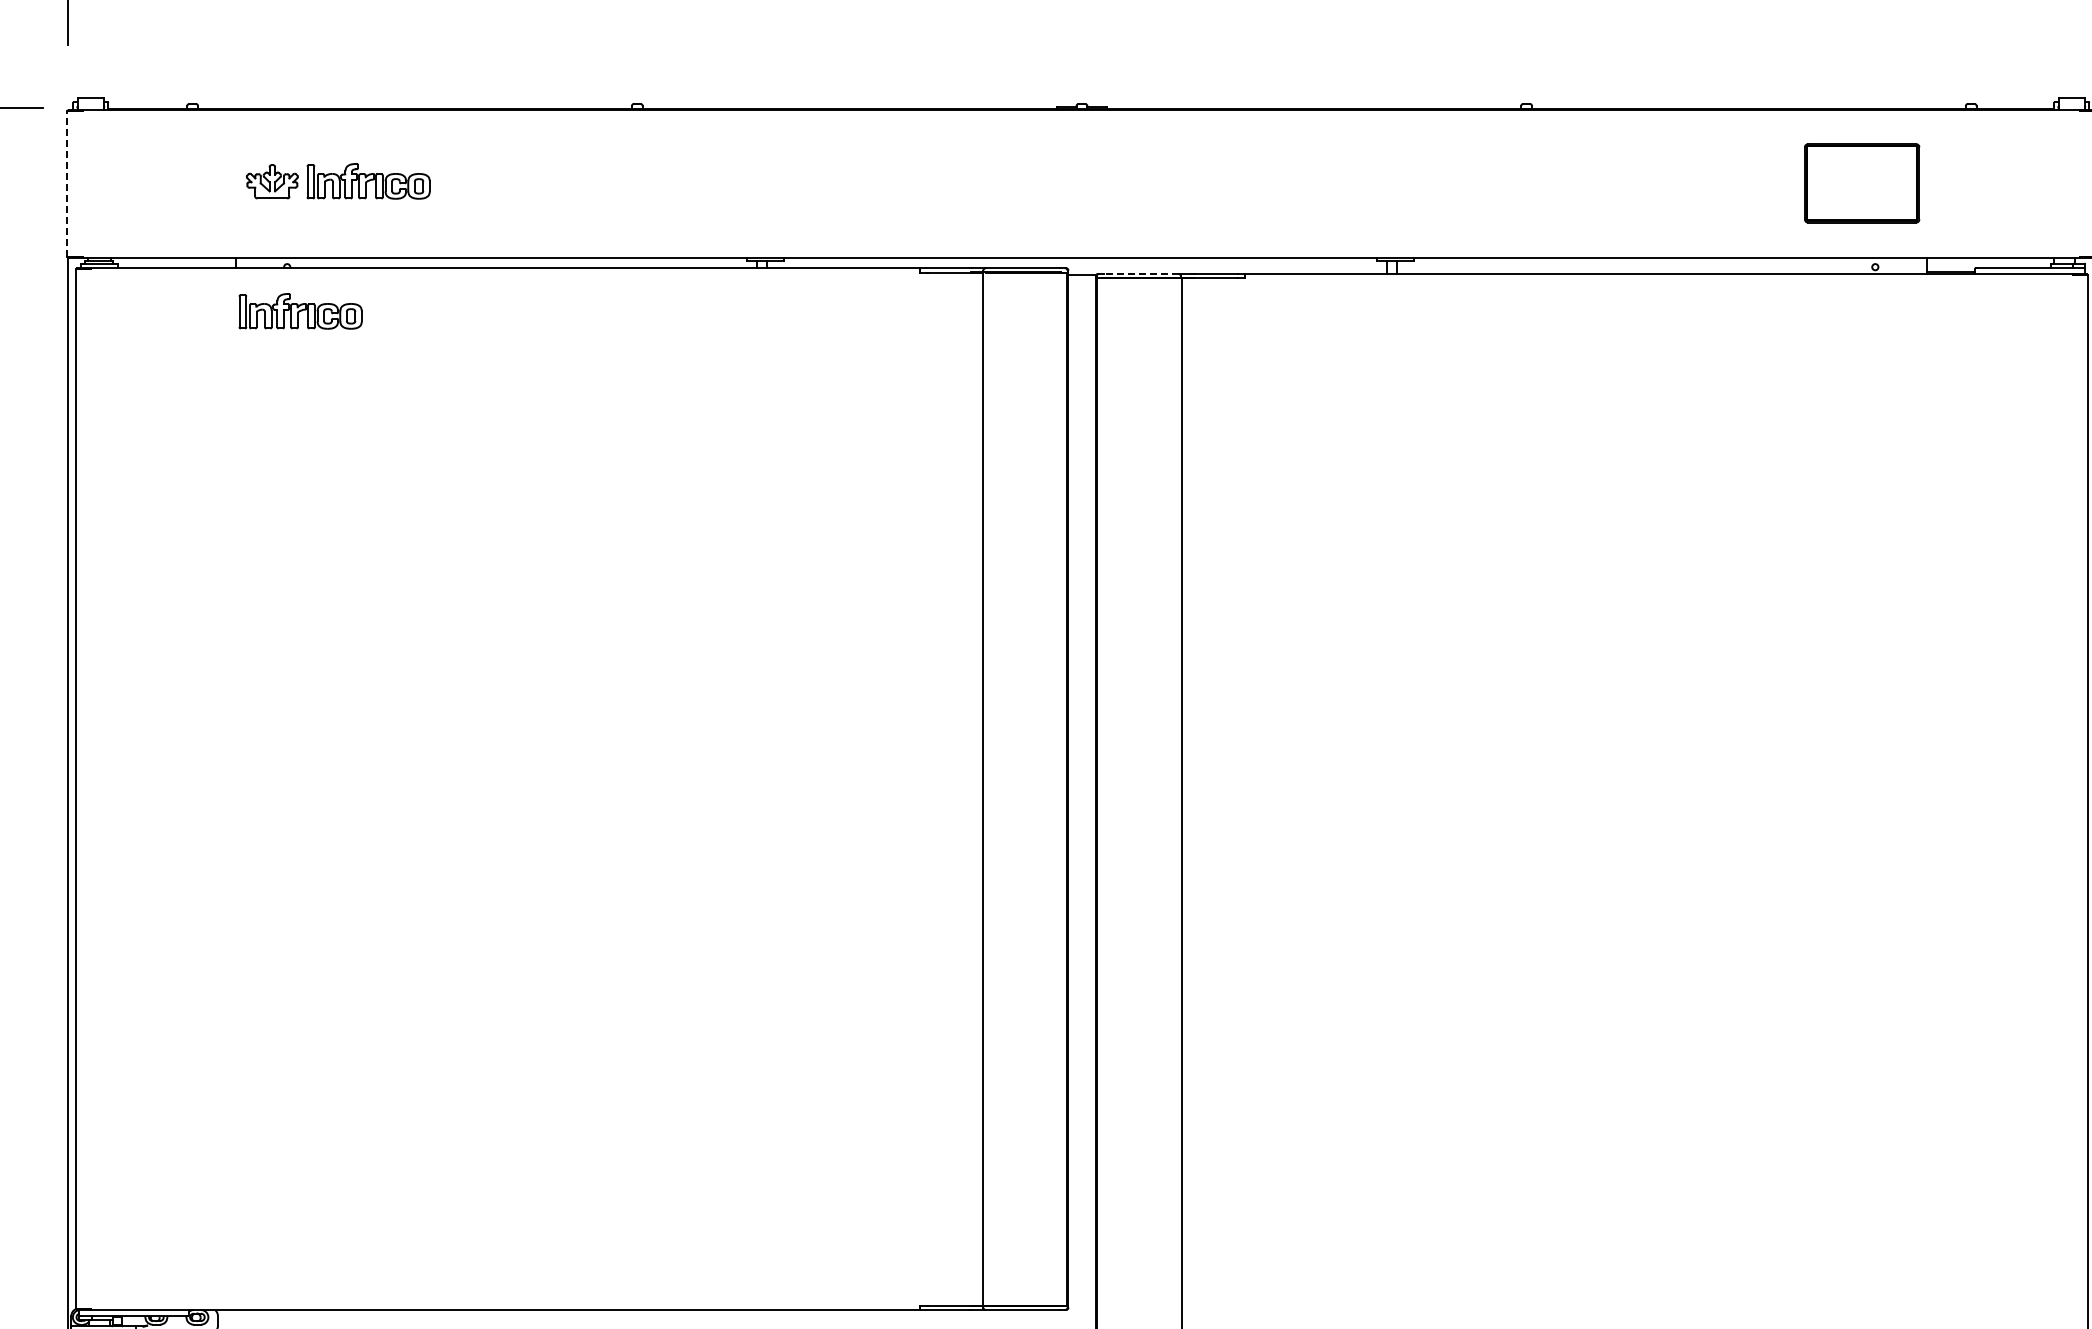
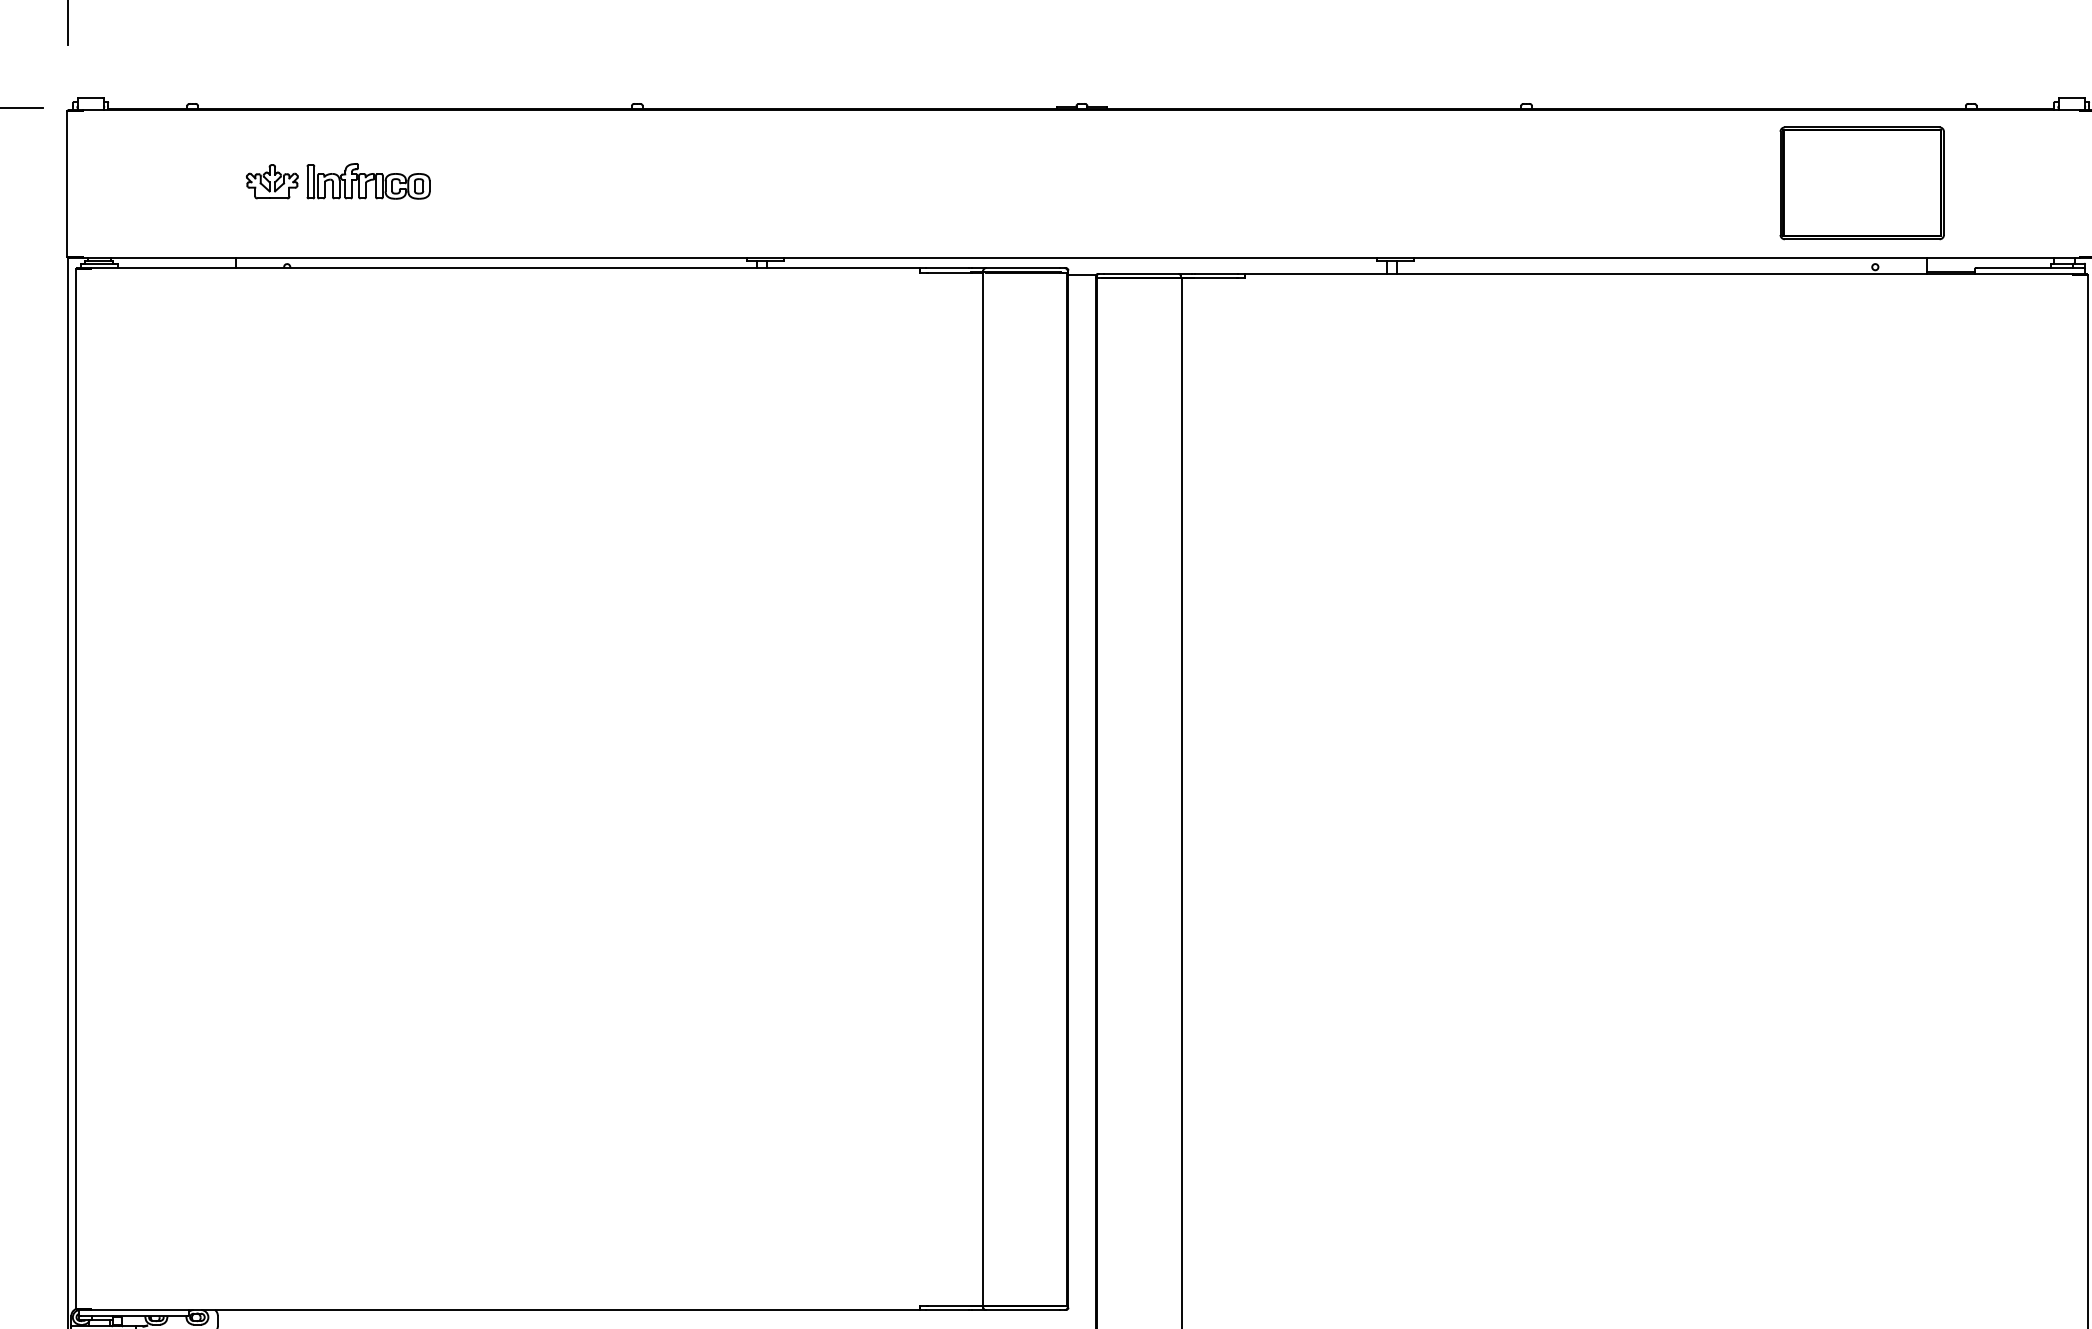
line: dashed -> solid (67, 183)
part size: 117x81 px -> 166x115 px (1861, 183)
line: dashed -> solid (1140, 273)
part: present -> none (300, 311)
